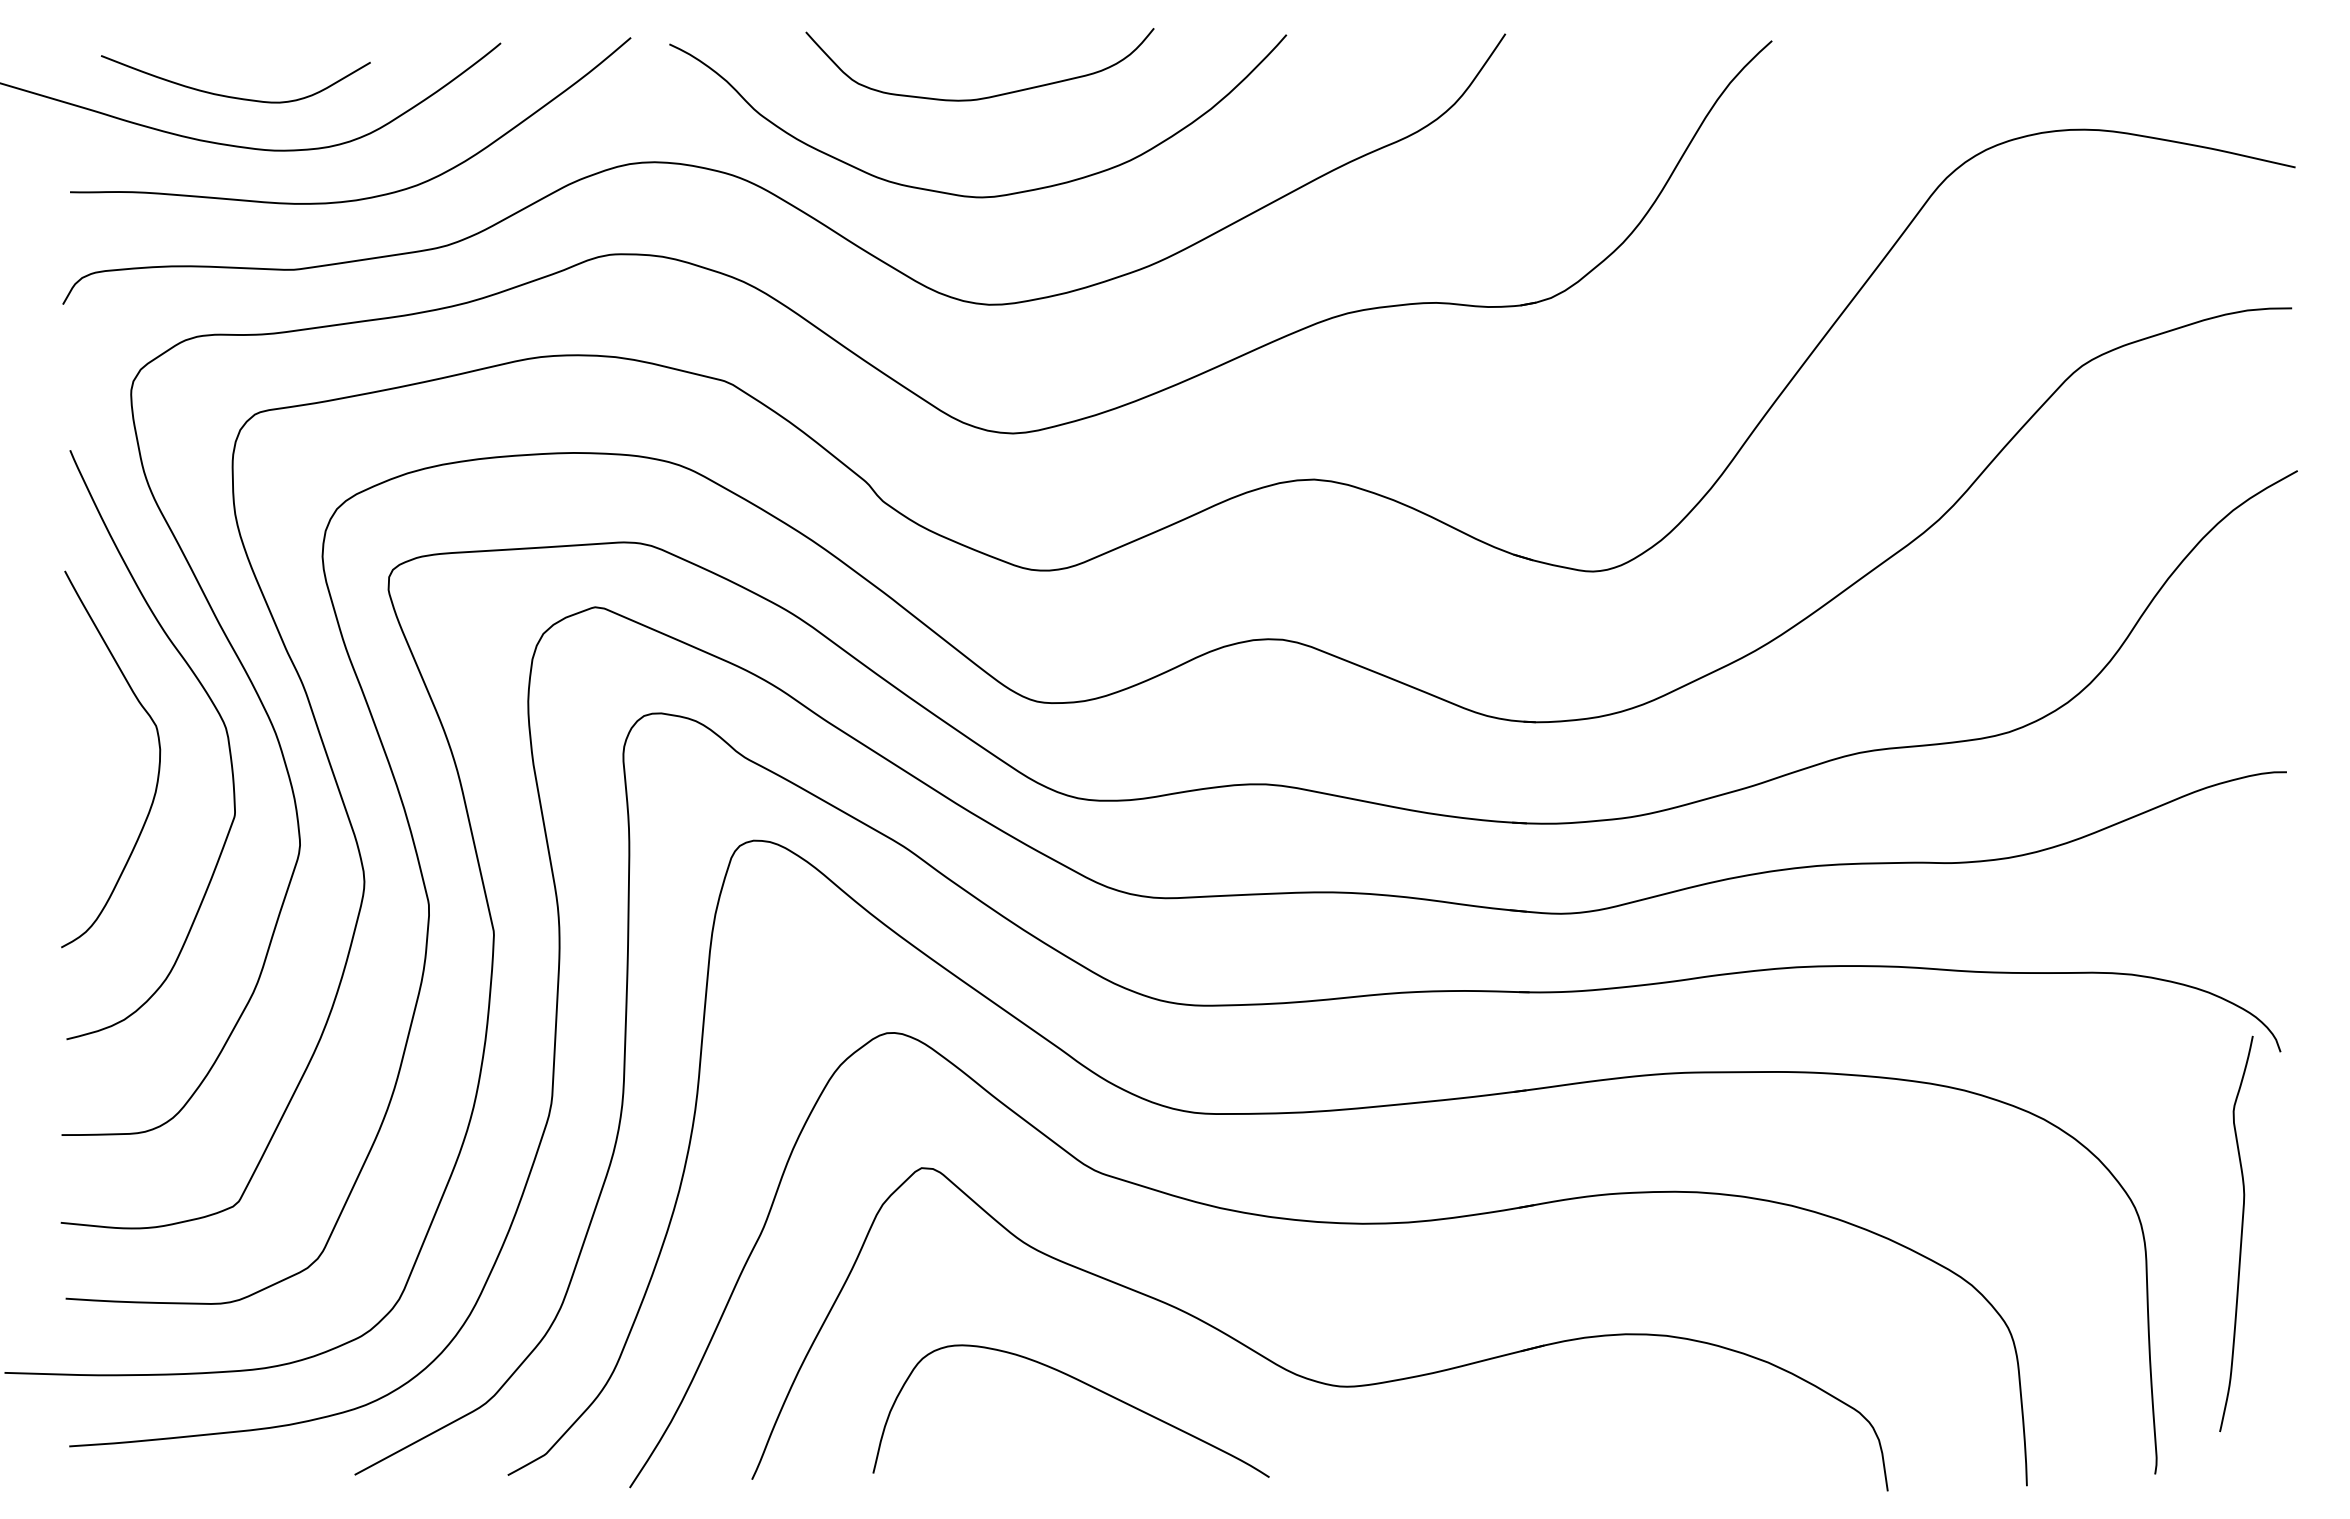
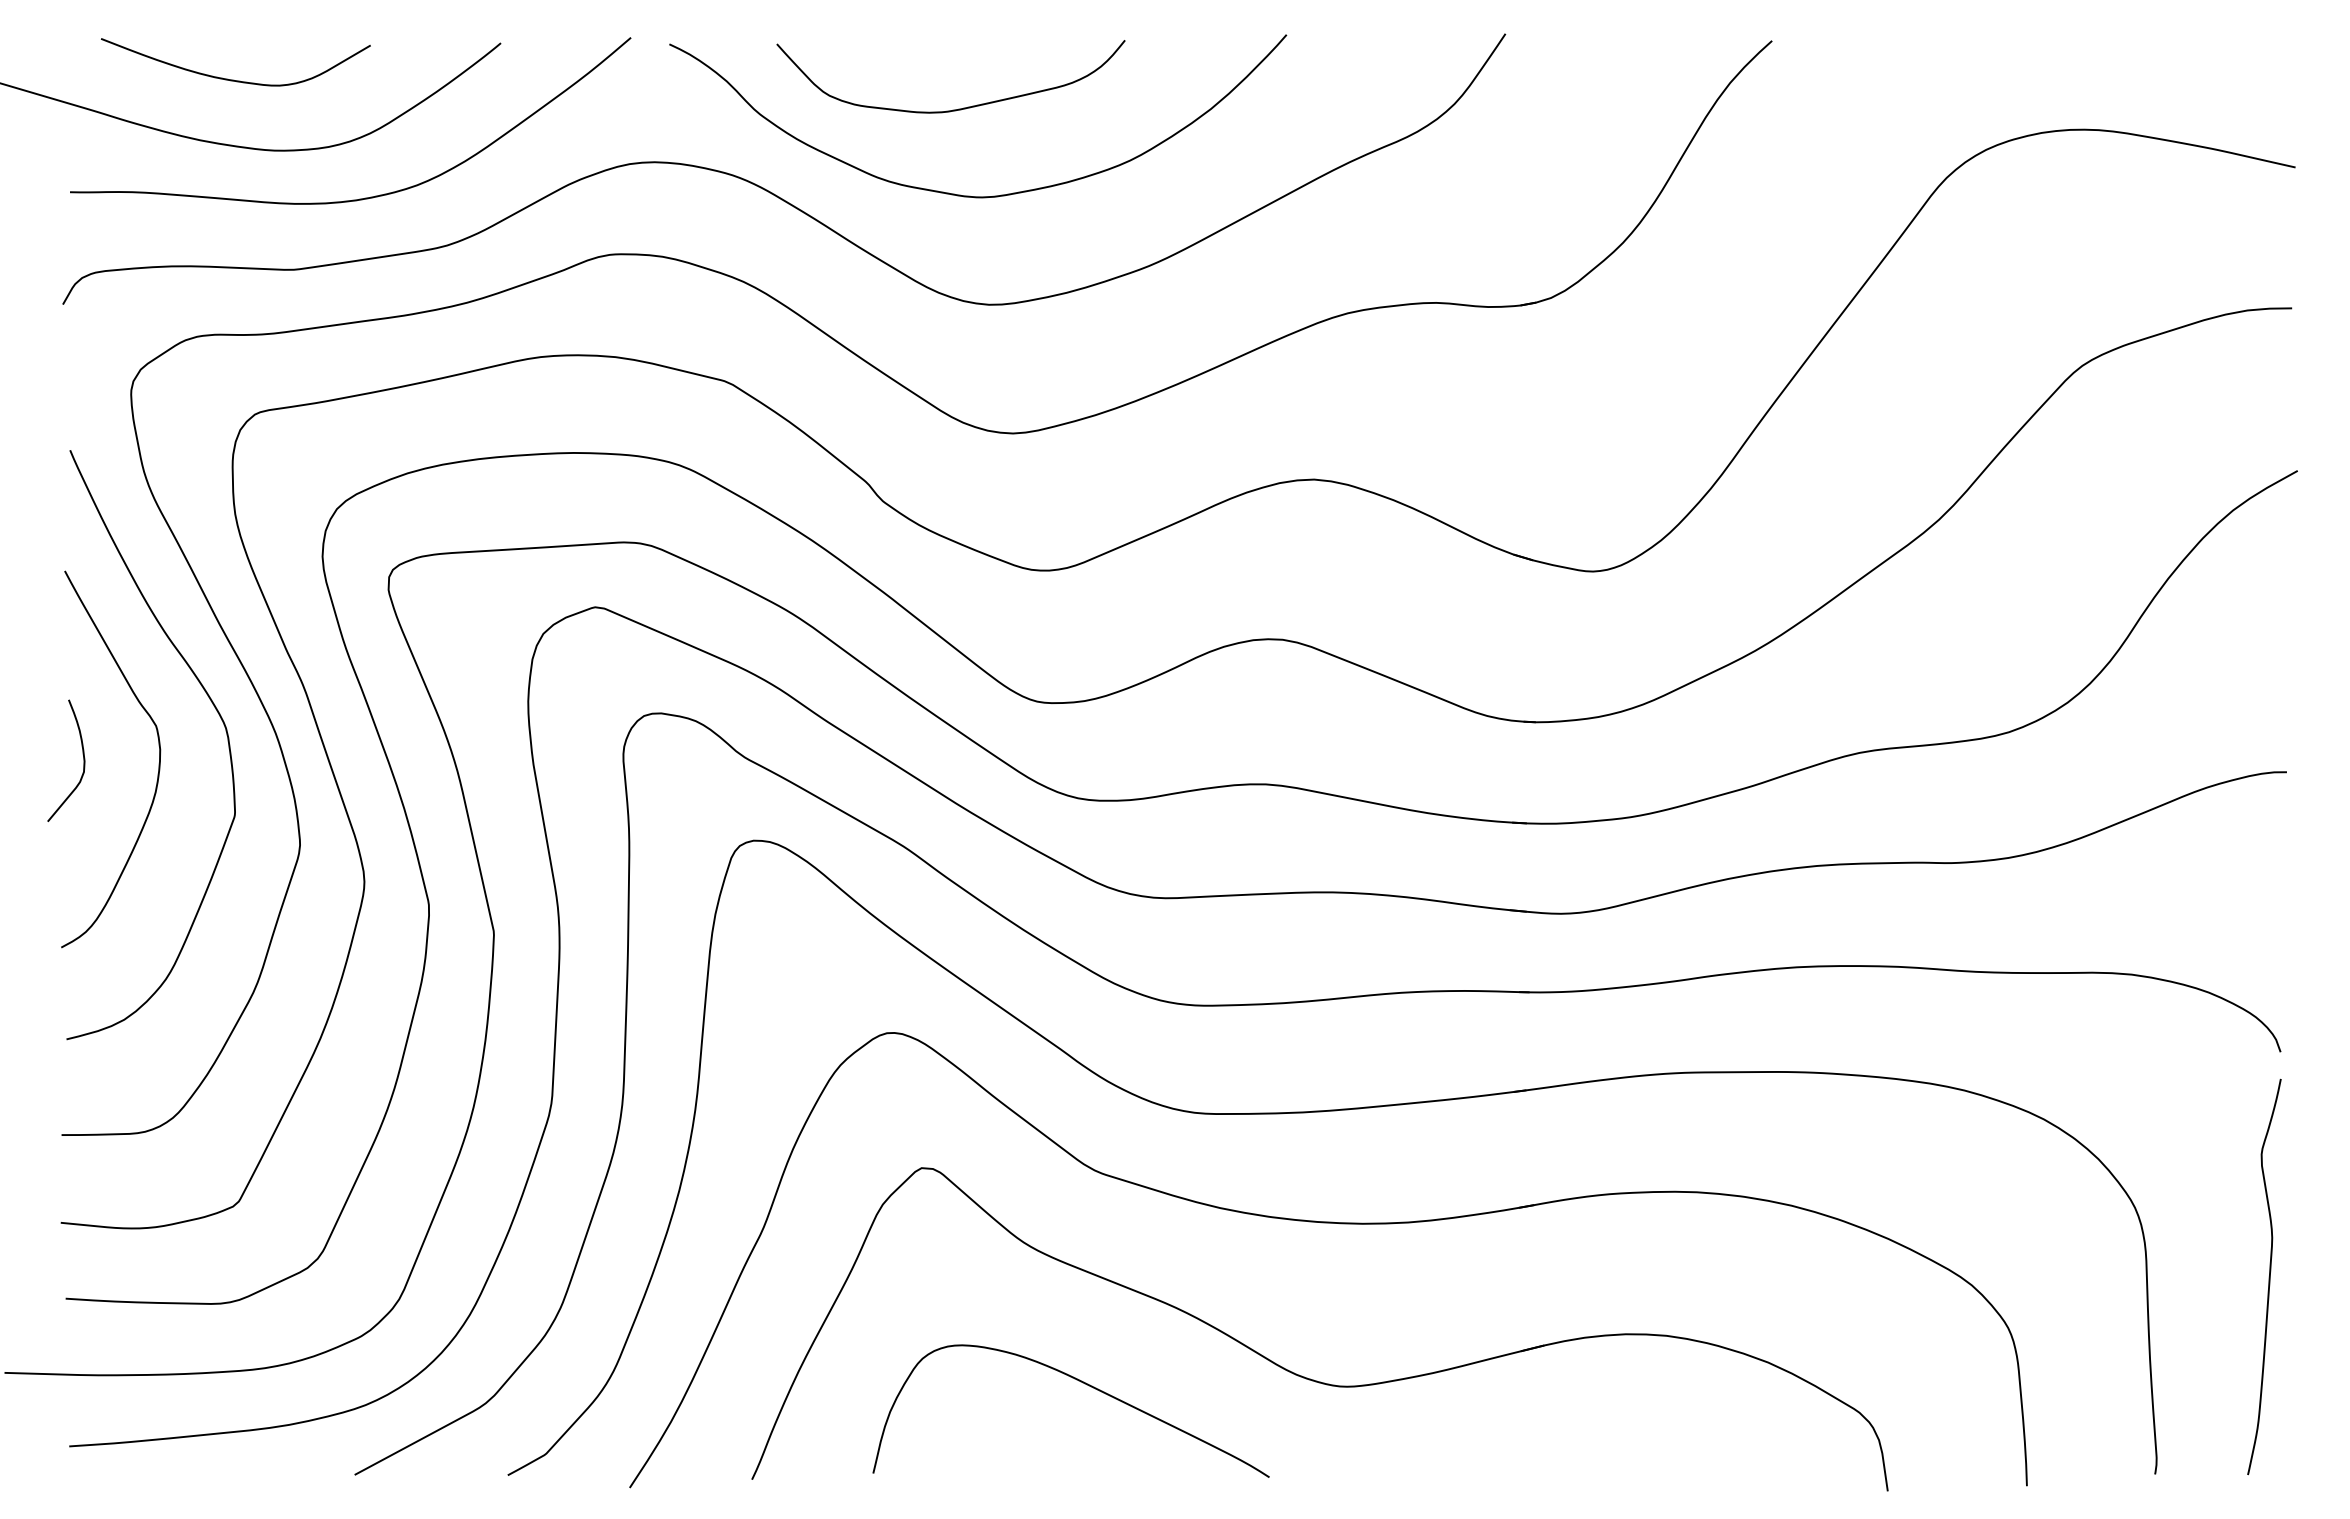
curve position: (233, 96) -> (233, 79) (233, 79)
curve position: (987, 96) -> (958, 108) (958, 108)
curve: none -> present (83, 760)
curve position: (2240, 1233) -> (2268, 1276) (2268, 1276)
